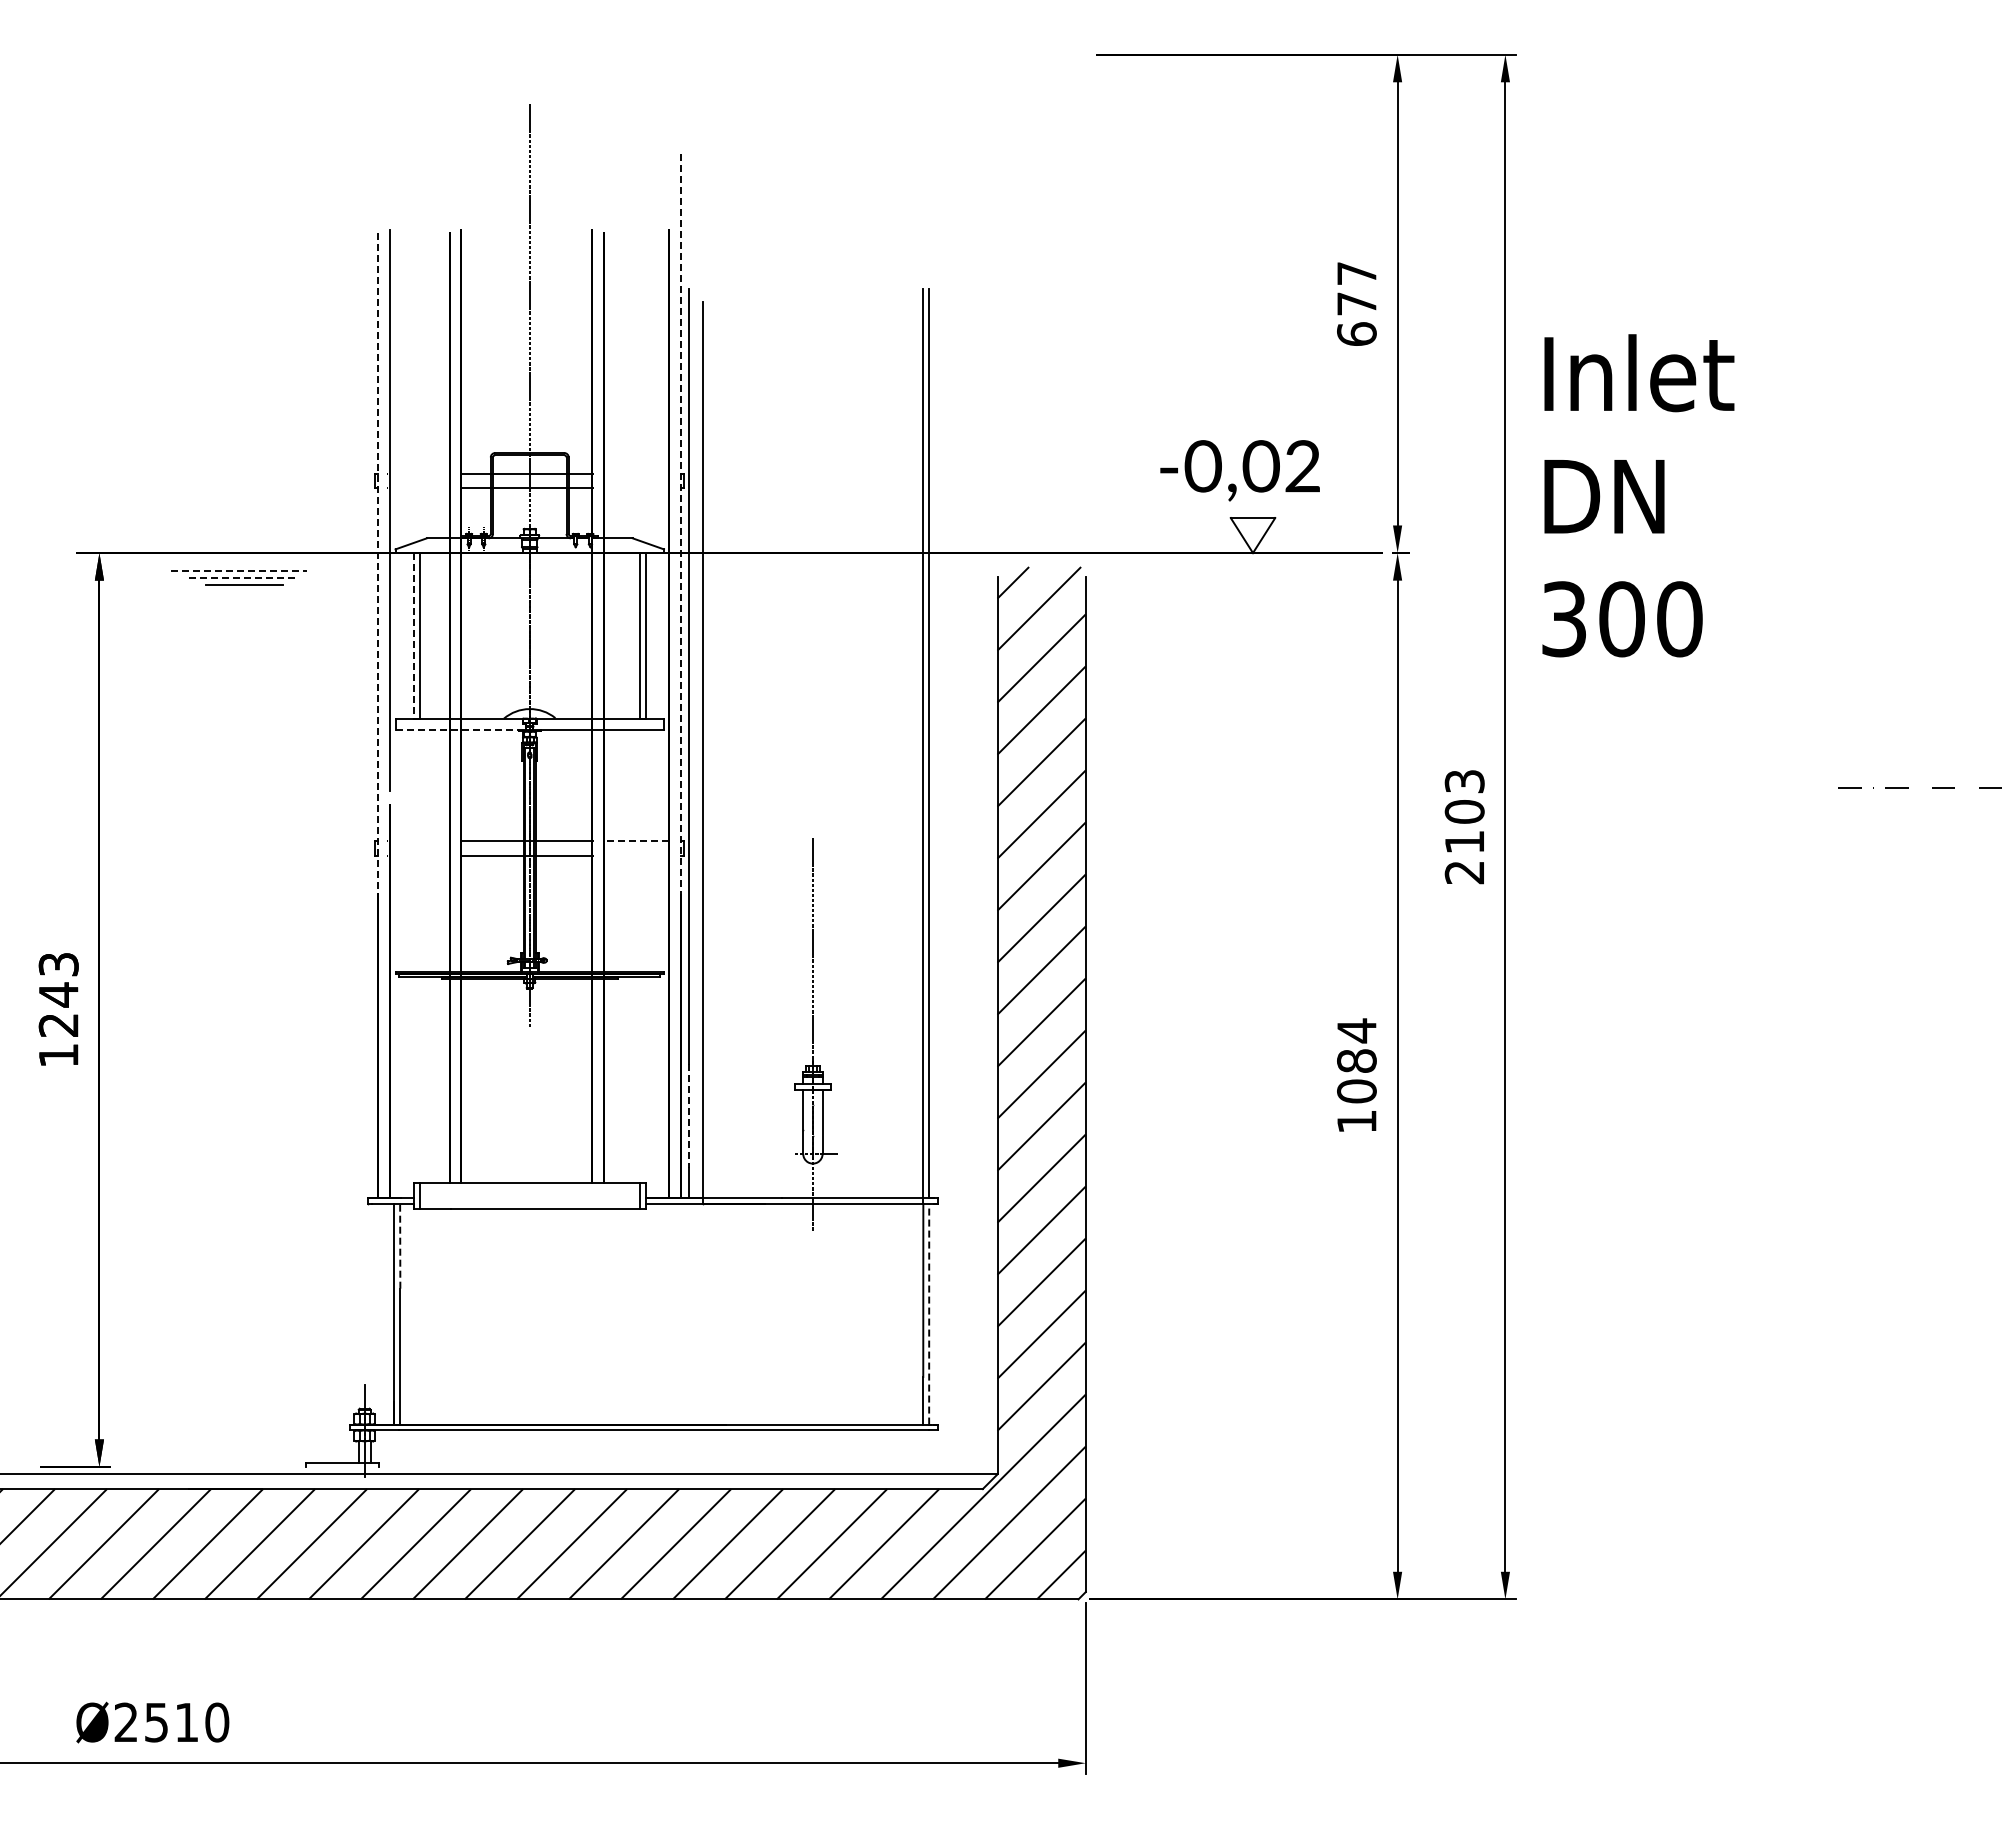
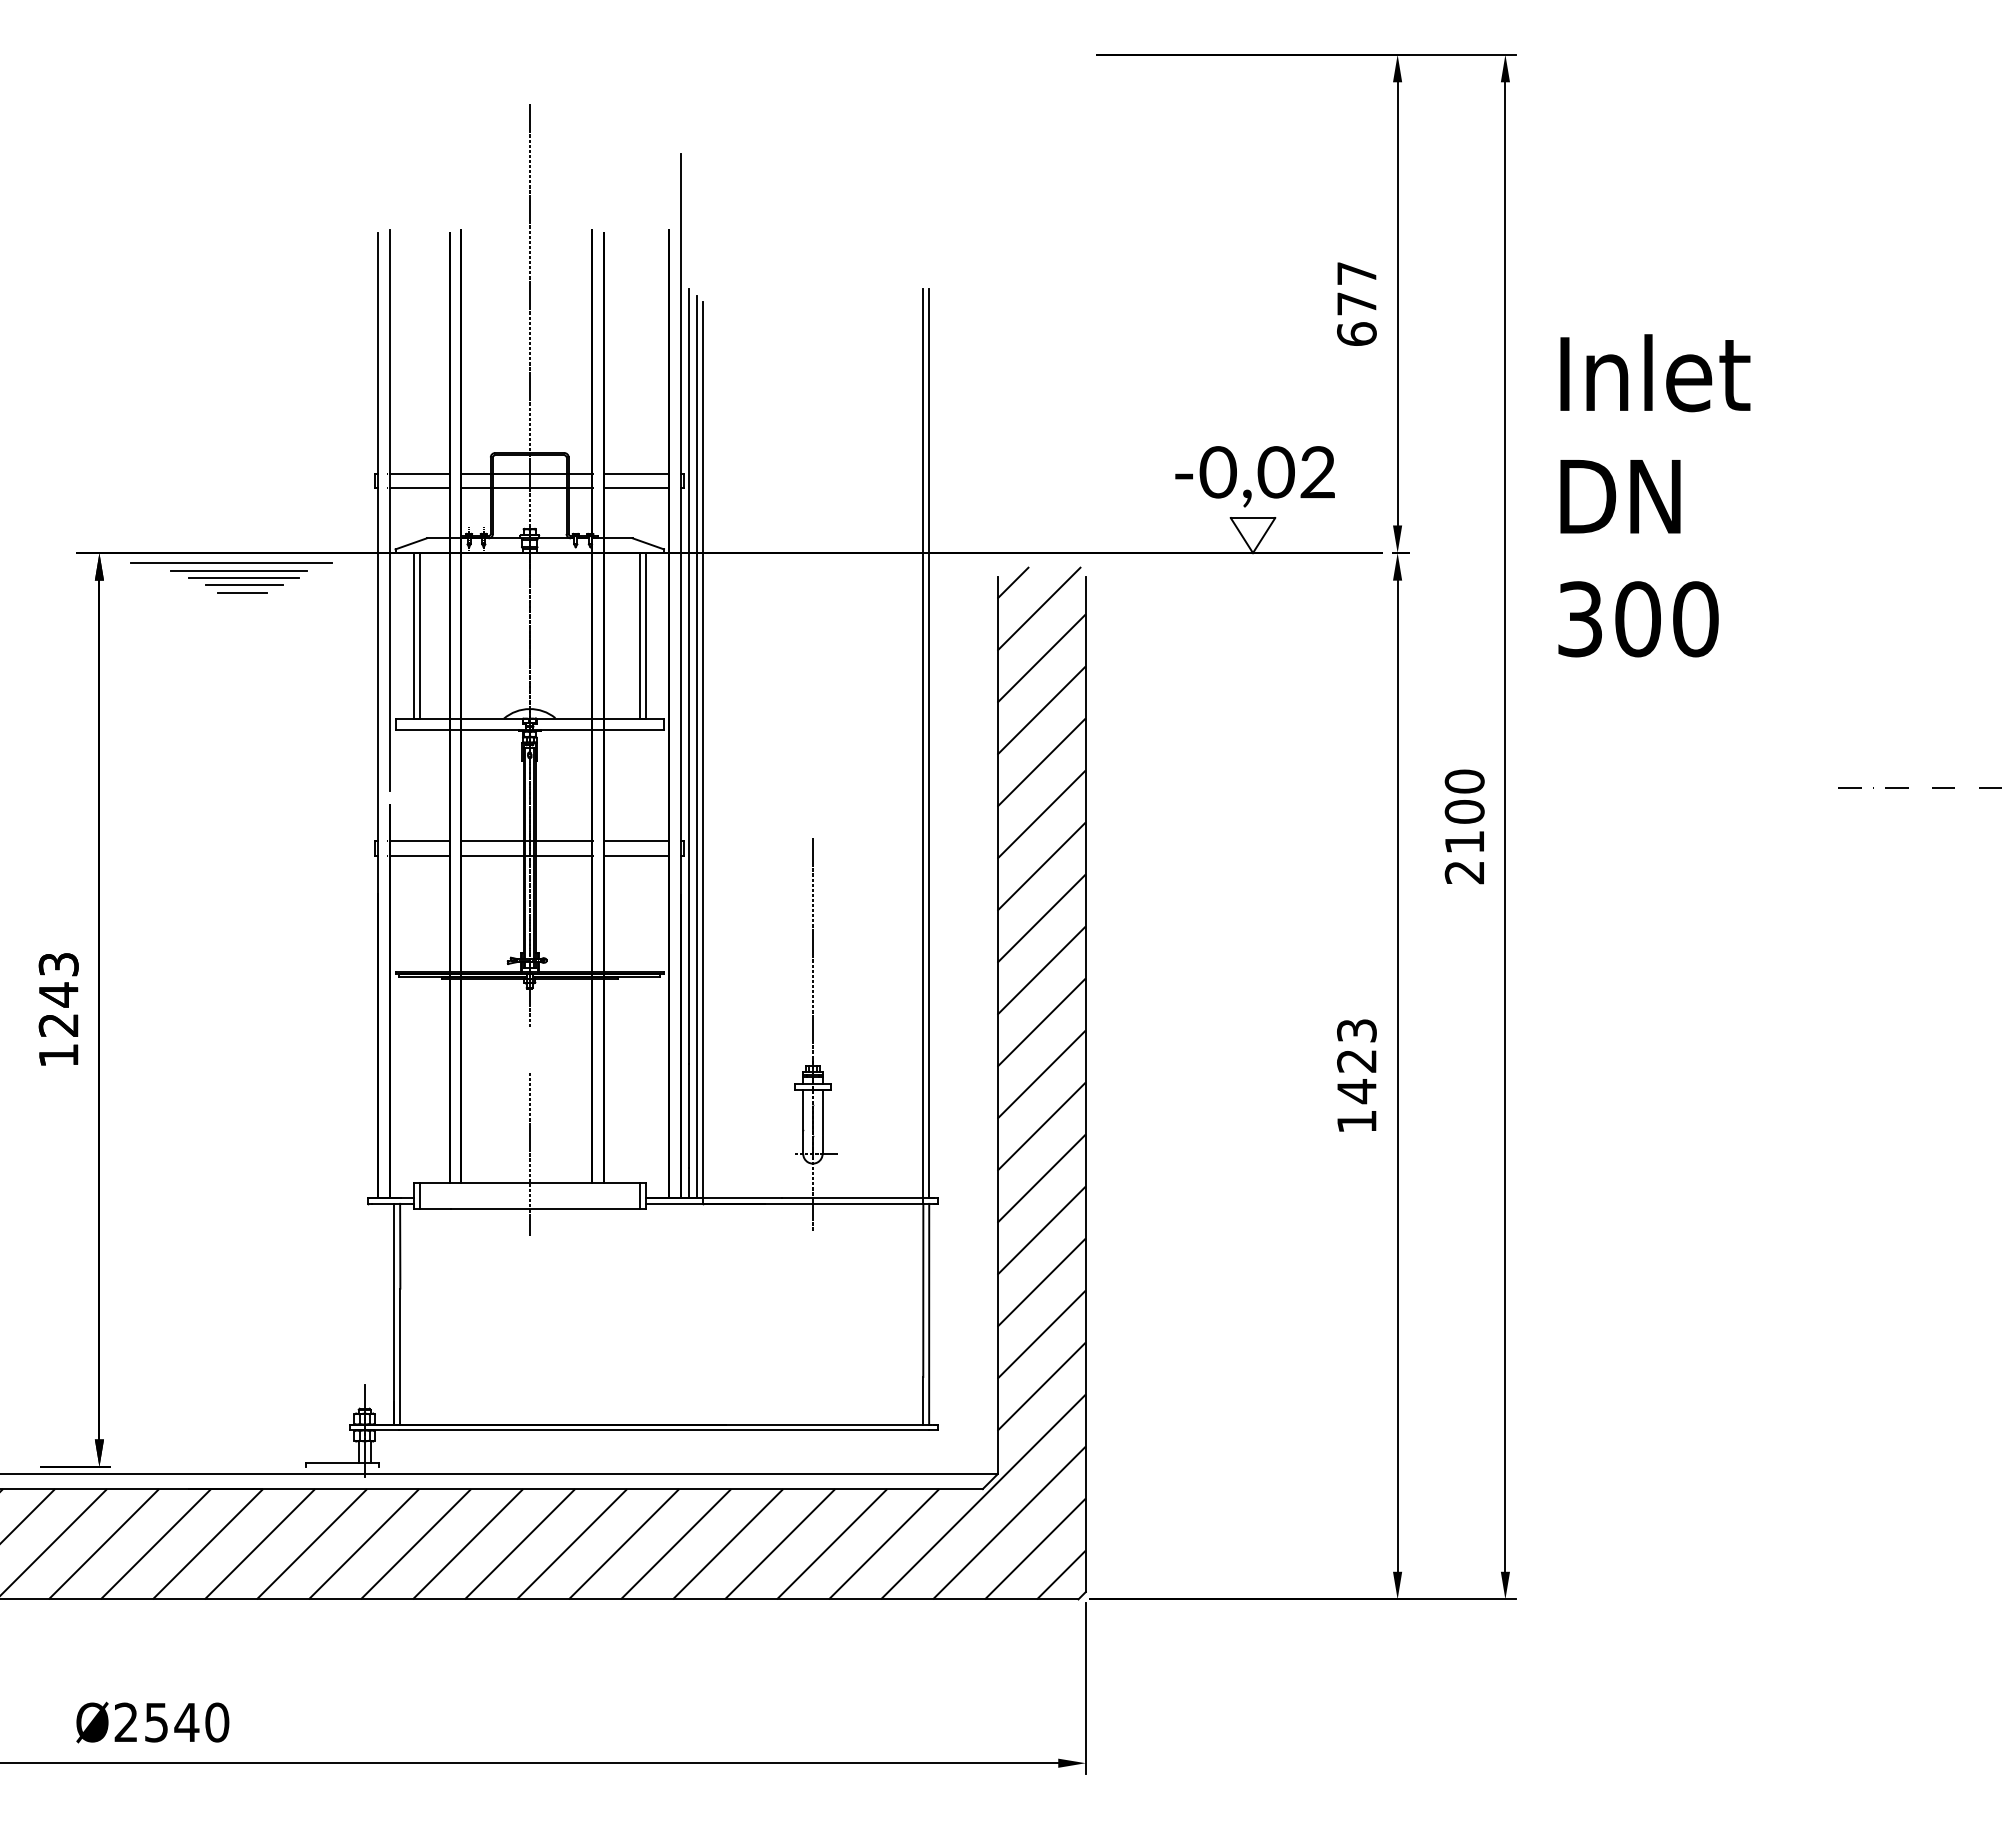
text position: (1239, 470) -> (1254, 476) (1254, 476)
line: none -> present (419, 473)
line: none -> present (636, 473)
line: none -> present (419, 488)
line: none -> present (636, 488)
text position: (1638, 495) -> (1654, 495) (1654, 495)
line: dashed -> solid (681, 524)
line: none -> present (231, 563)
line: dashed -> solid (378, 563)
line: dashed -> solid (239, 570)
line: dashed -> solid (244, 577)
line: none -> present (242, 592)
line: dashed -> solid (413, 635)
line: dashed -> solid (457, 729)
line: none -> present (696, 747)
text: 2103 -> 2100 (1464, 781)
line: none -> present (419, 841)
line: dashed -> solid (636, 841)
line: none -> present (419, 856)
line: none -> present (636, 856)
text: 1084 -> 1423 (1356, 1061)
line: dashed -> solid (689, 1116)
line: none -> present (529, 1153)
line: dashed -> solid (400, 1245)
line: dashed -> solid (929, 1313)
text: Ø2510 -> Ø2540 (186, 1722)
